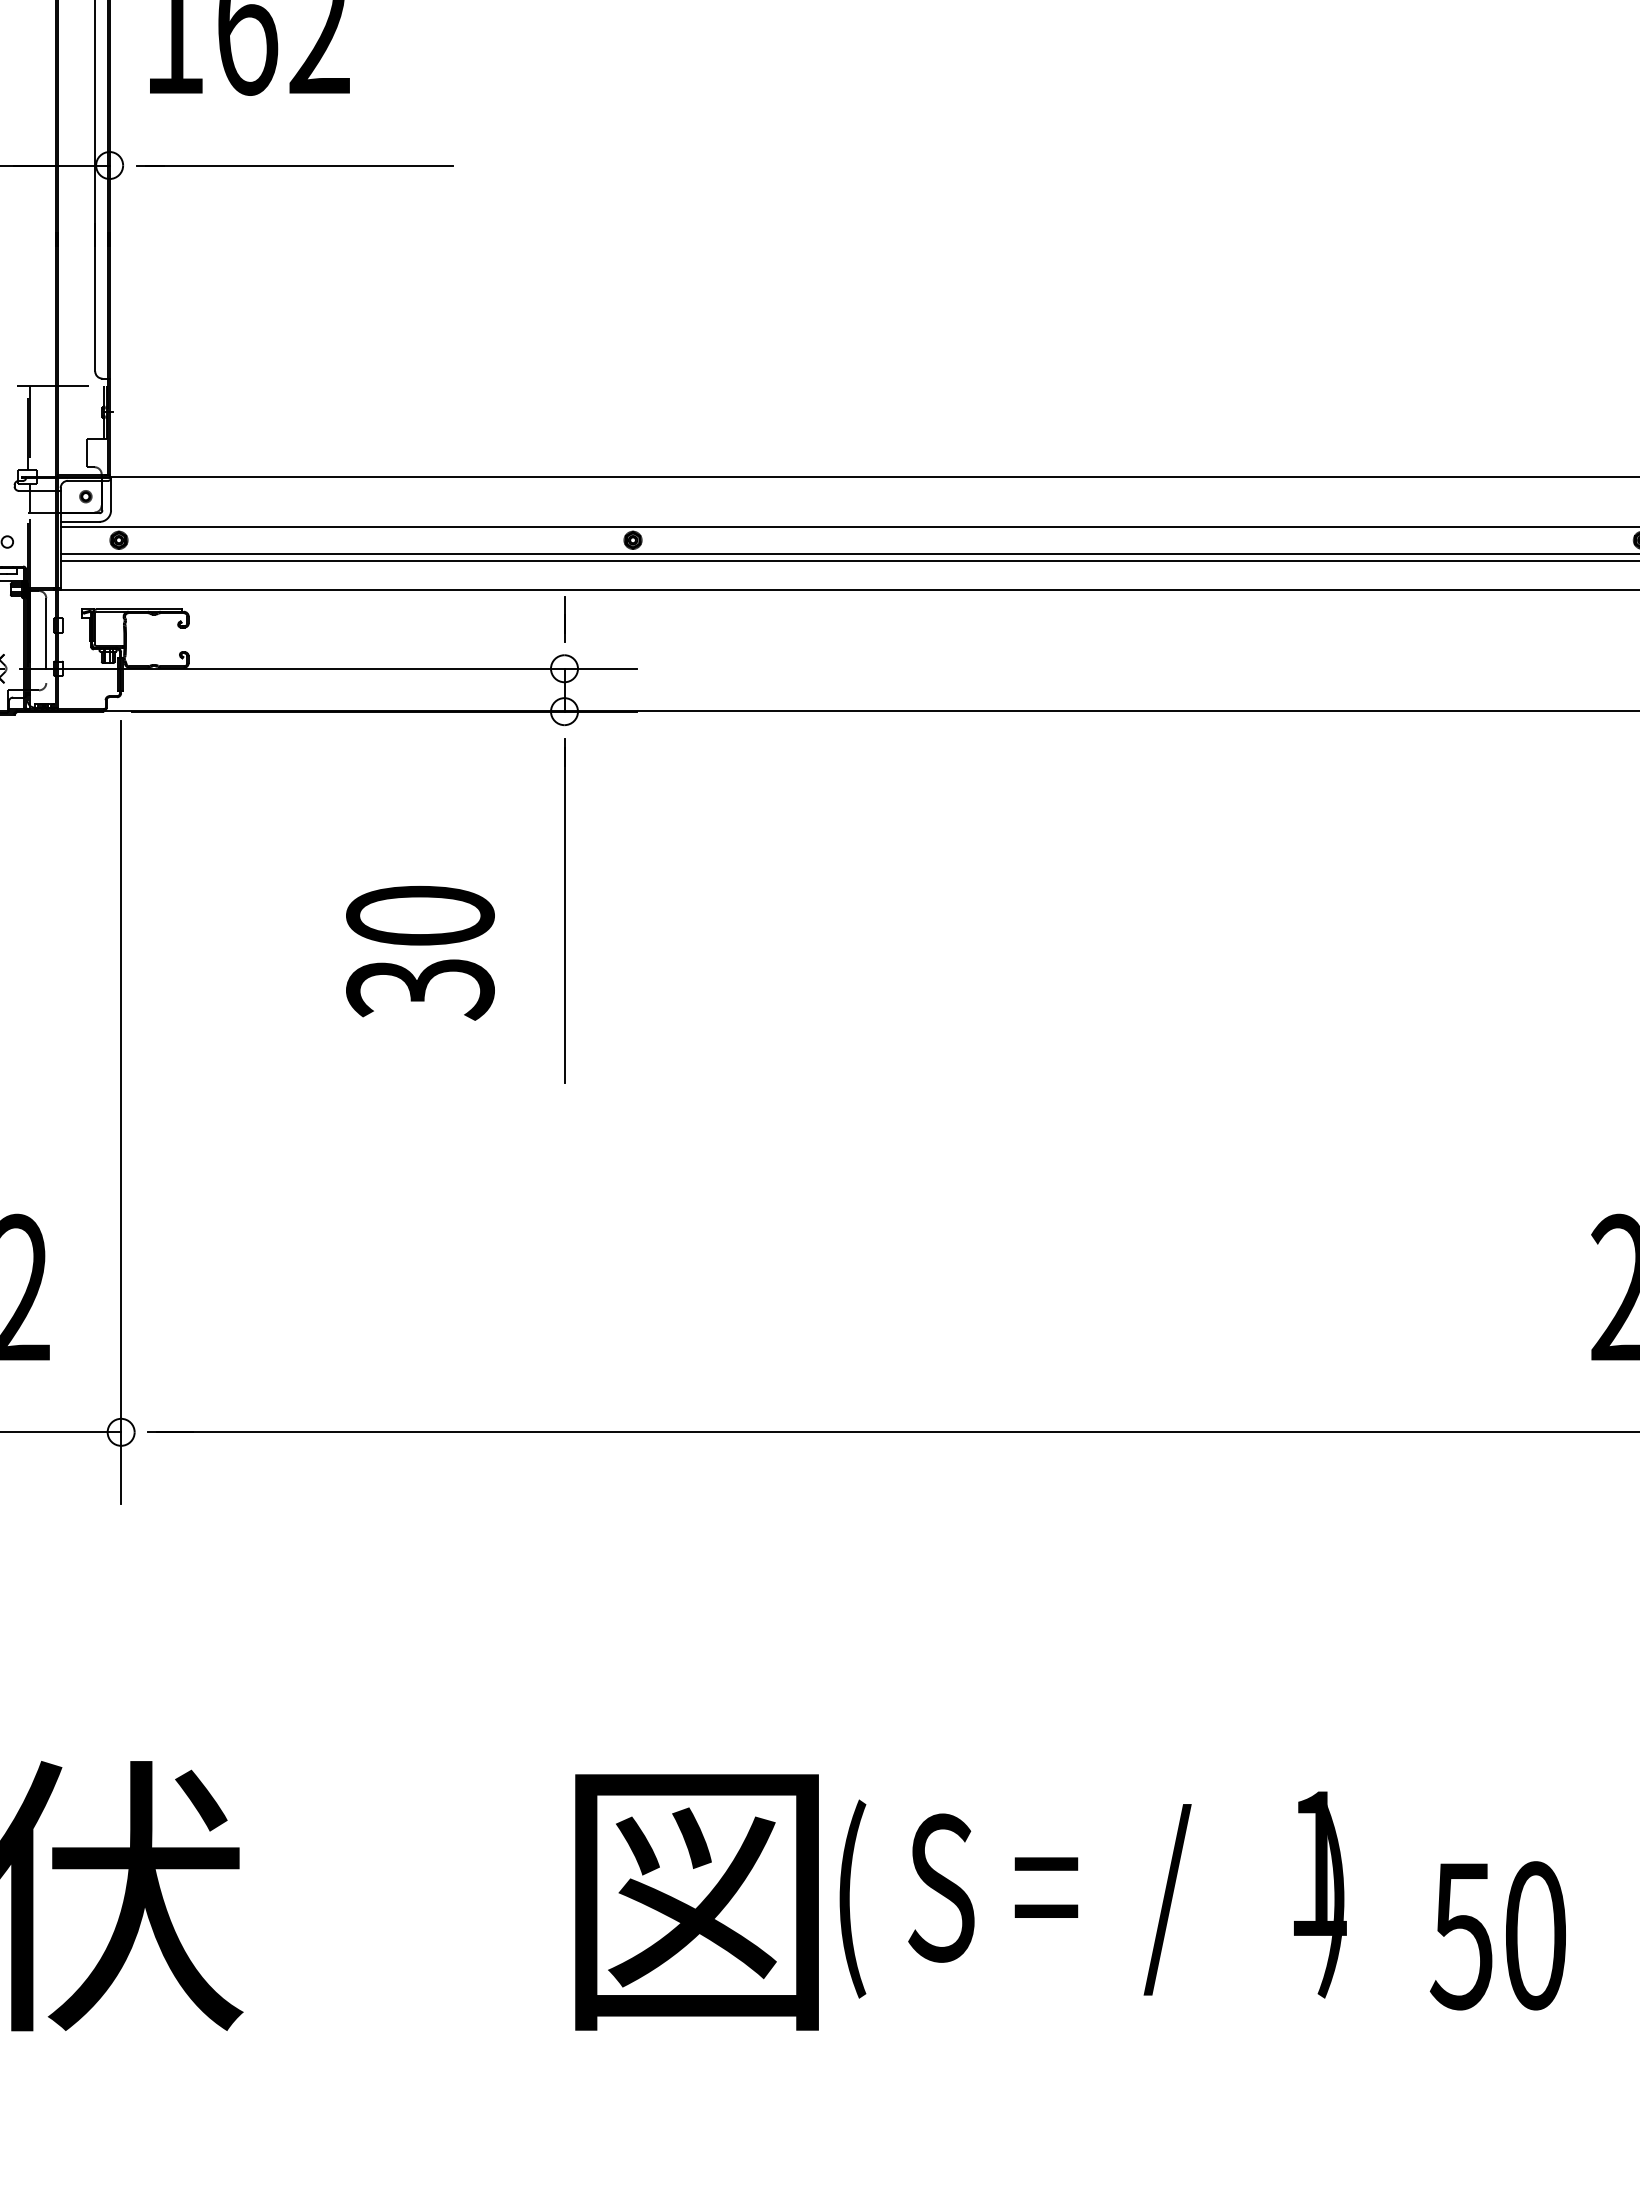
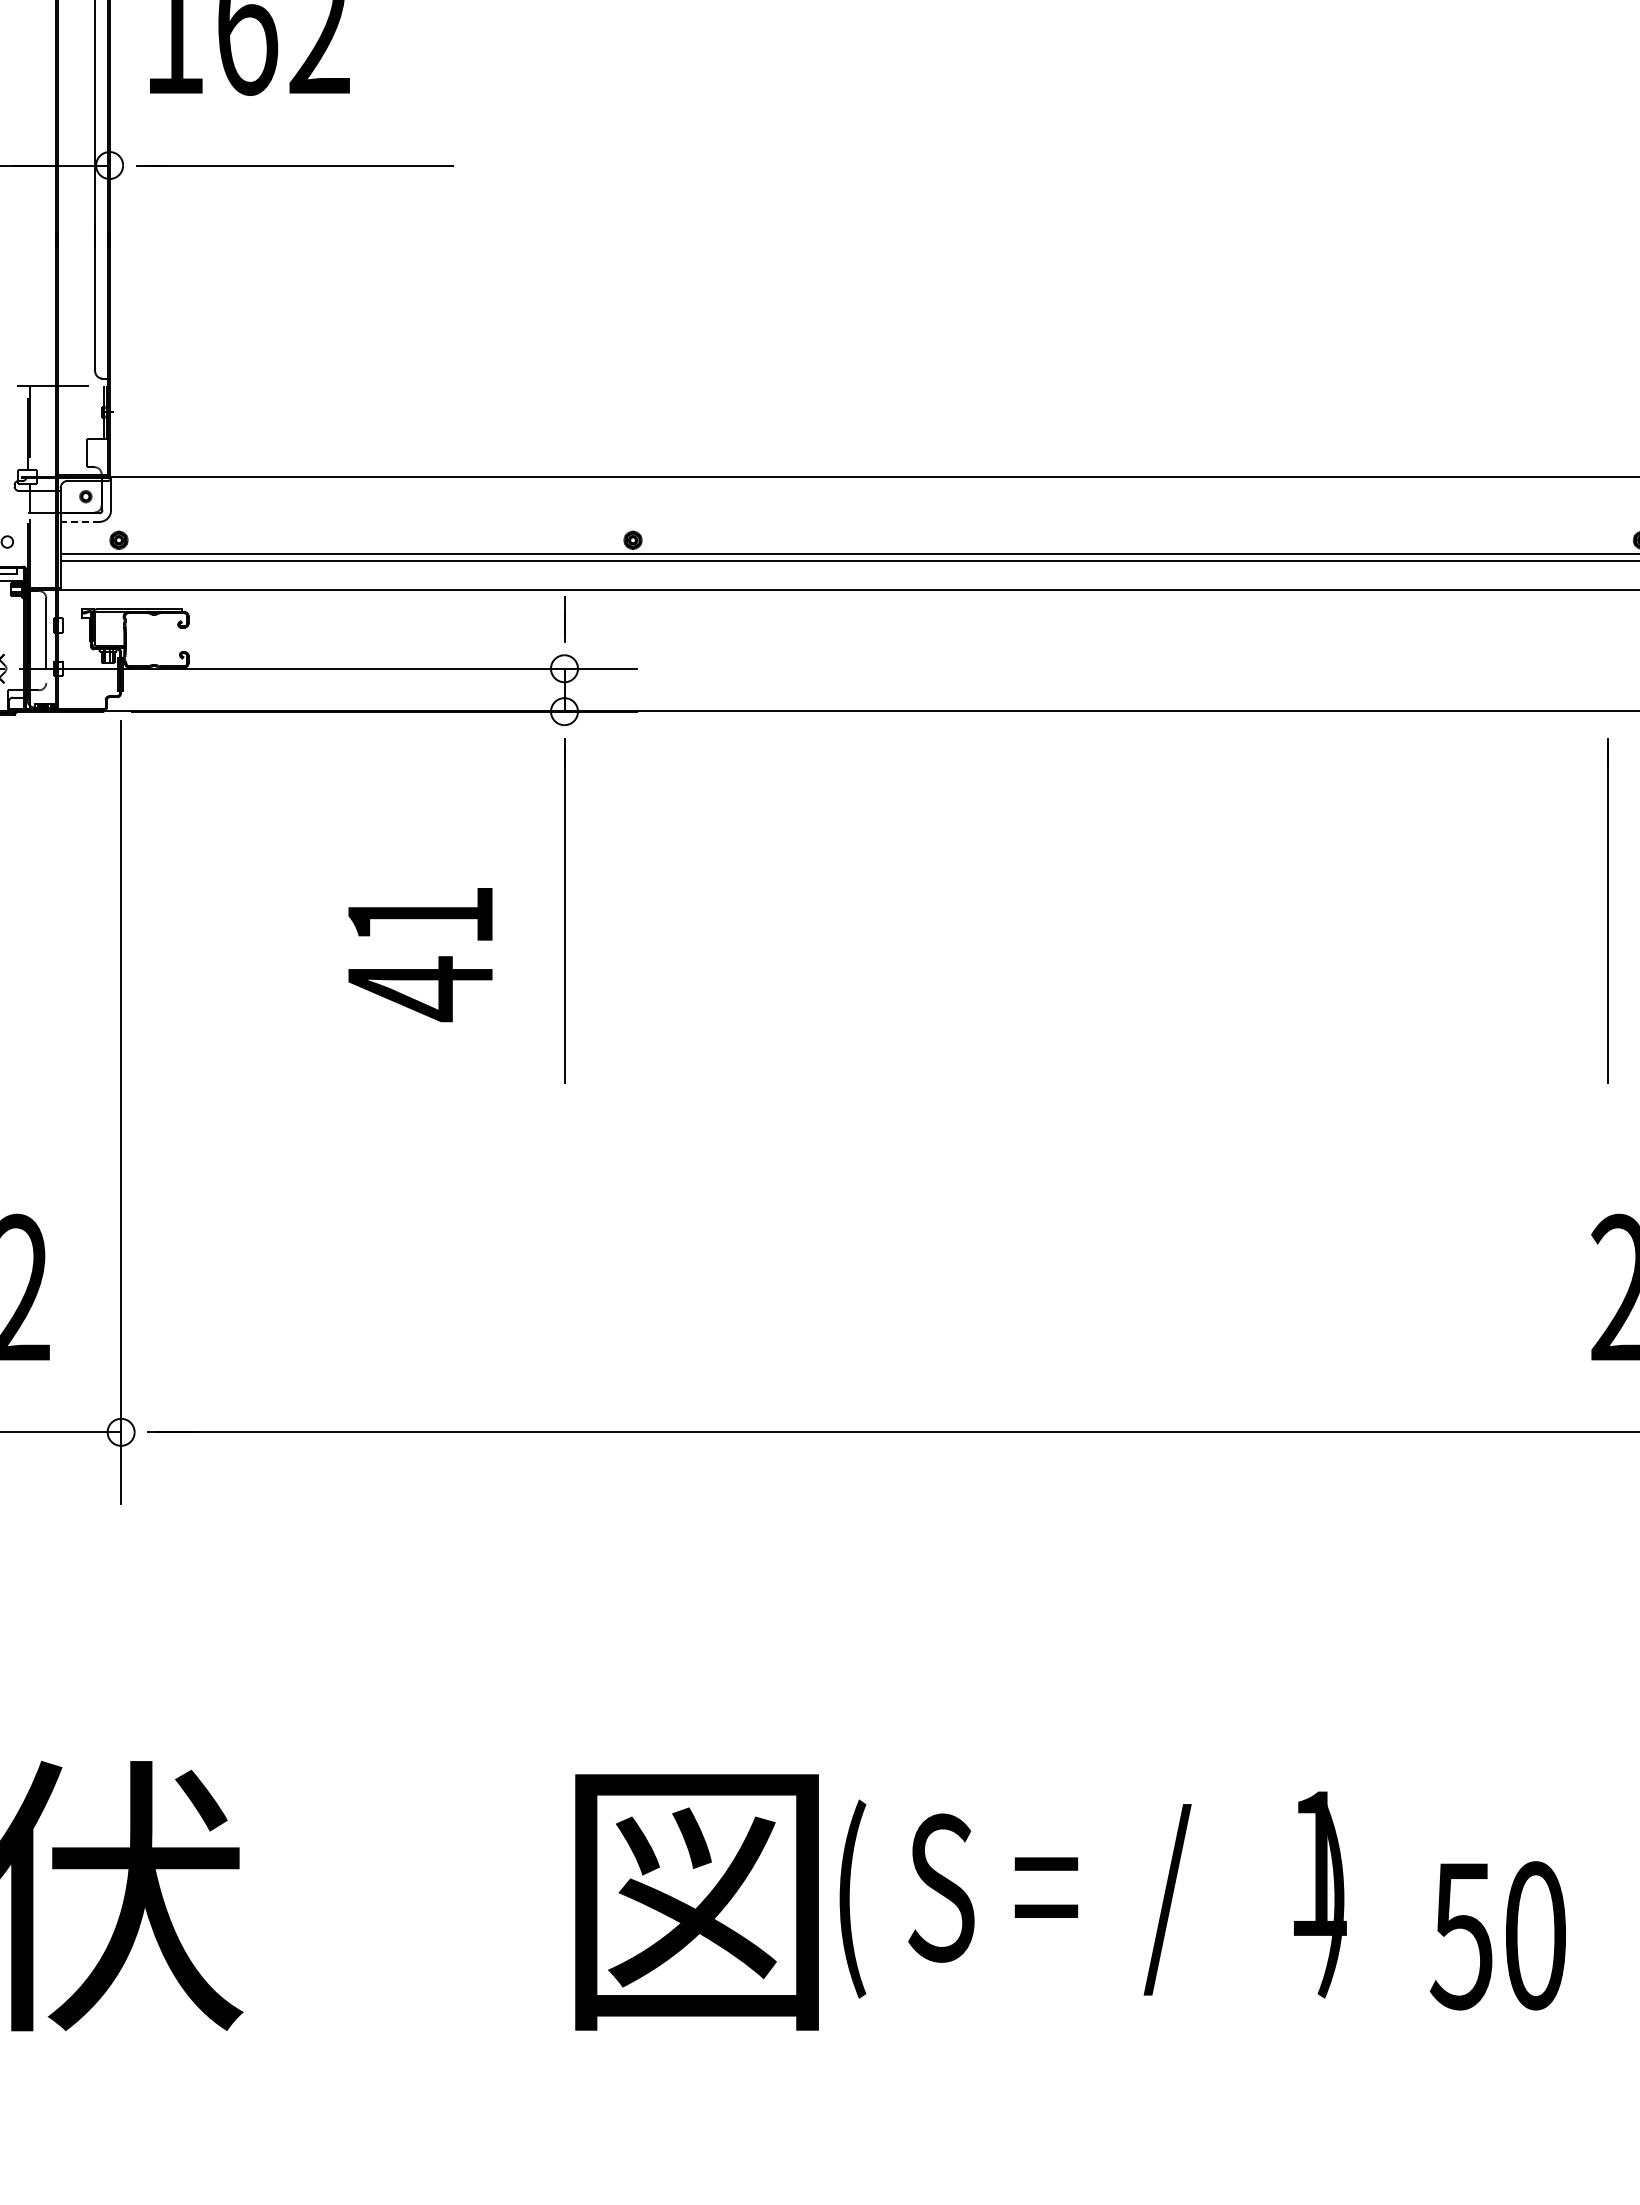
line: solid -> dashed (79, 521)
line: present -> none (848, 526)
line: none -> present (1607, 910)
text: 30 -> 41 (420, 953)
